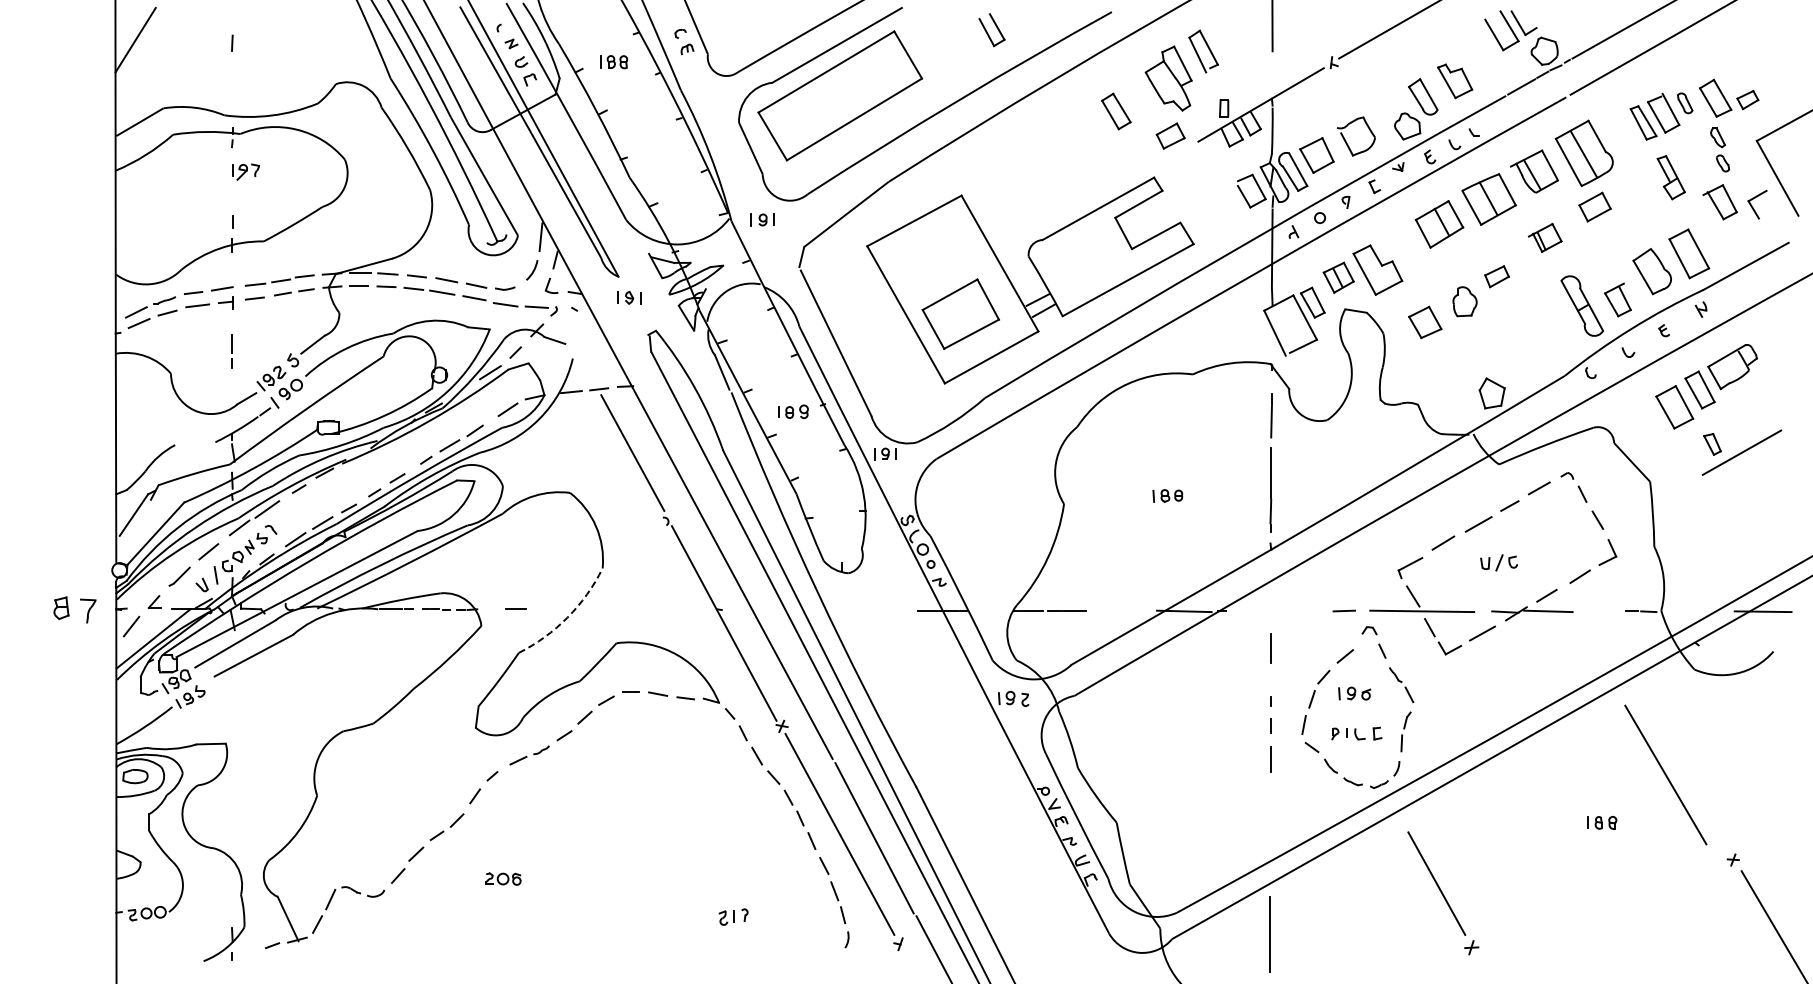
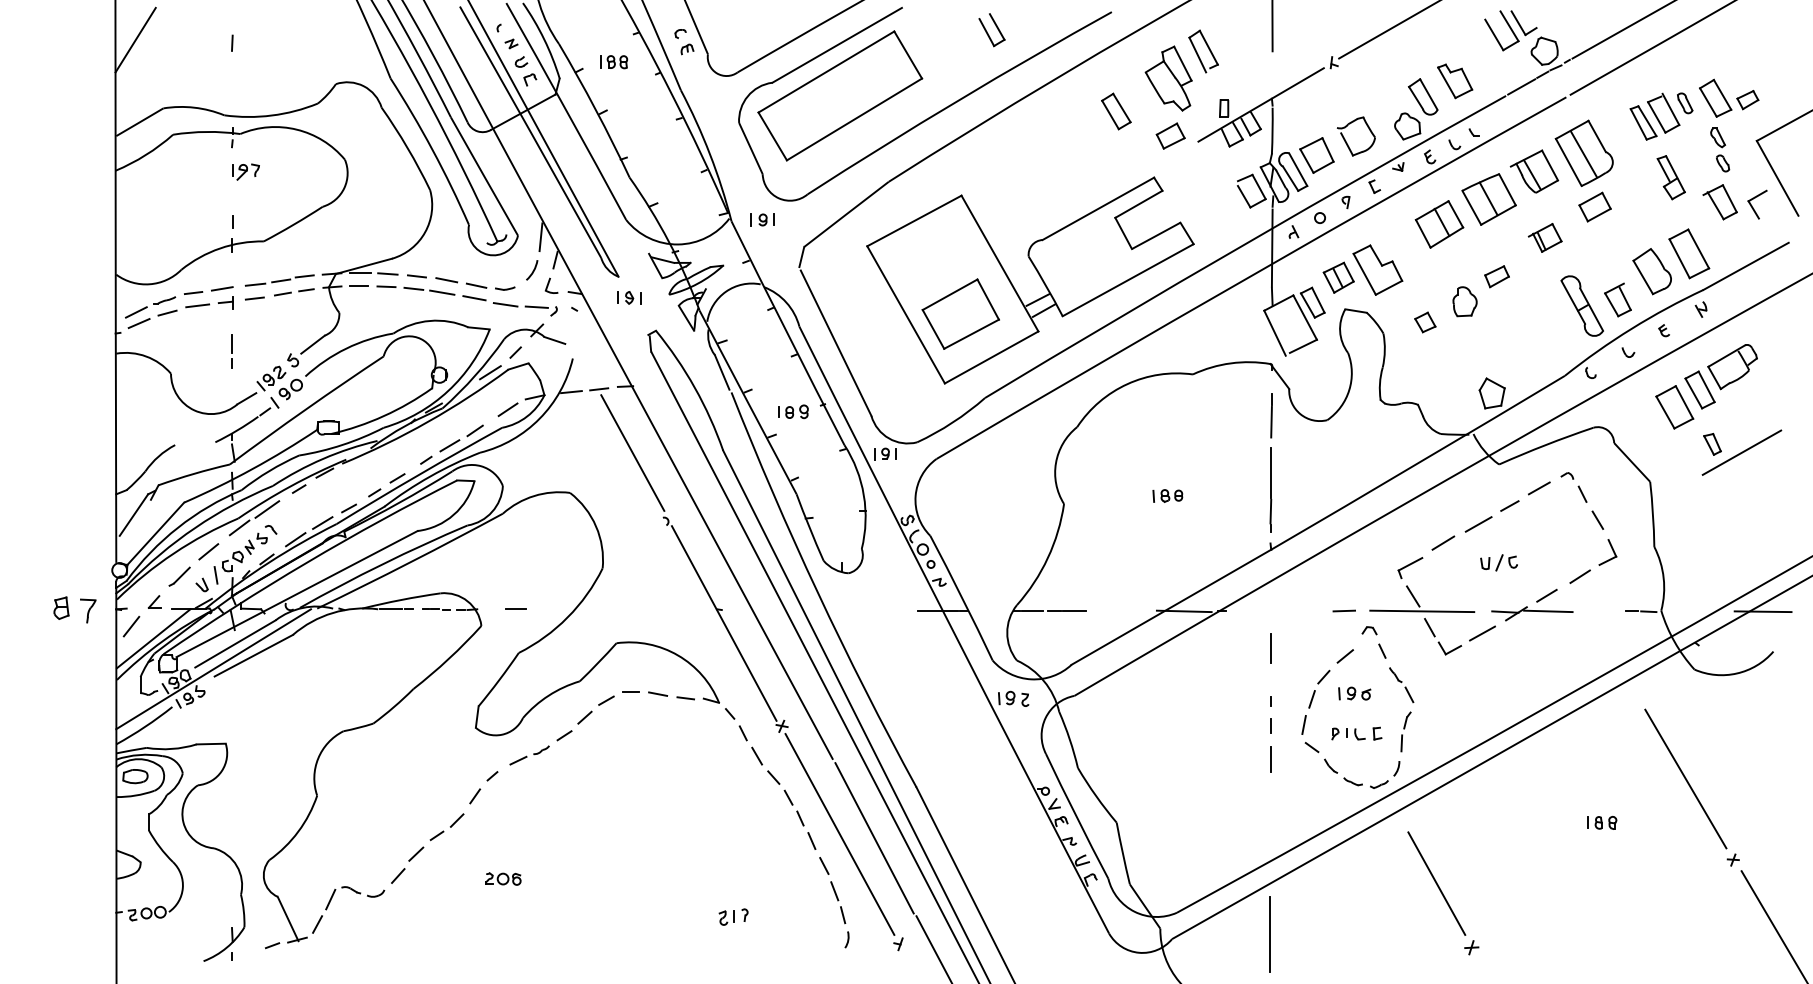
part size: 35x35 px -> 23x23 px (1425, 322)
arc: dashed -> solid (567, 617)
line: none -> present (213, 669)
line position: (1665, 774) -> (1685, 778) (1685, 778)
